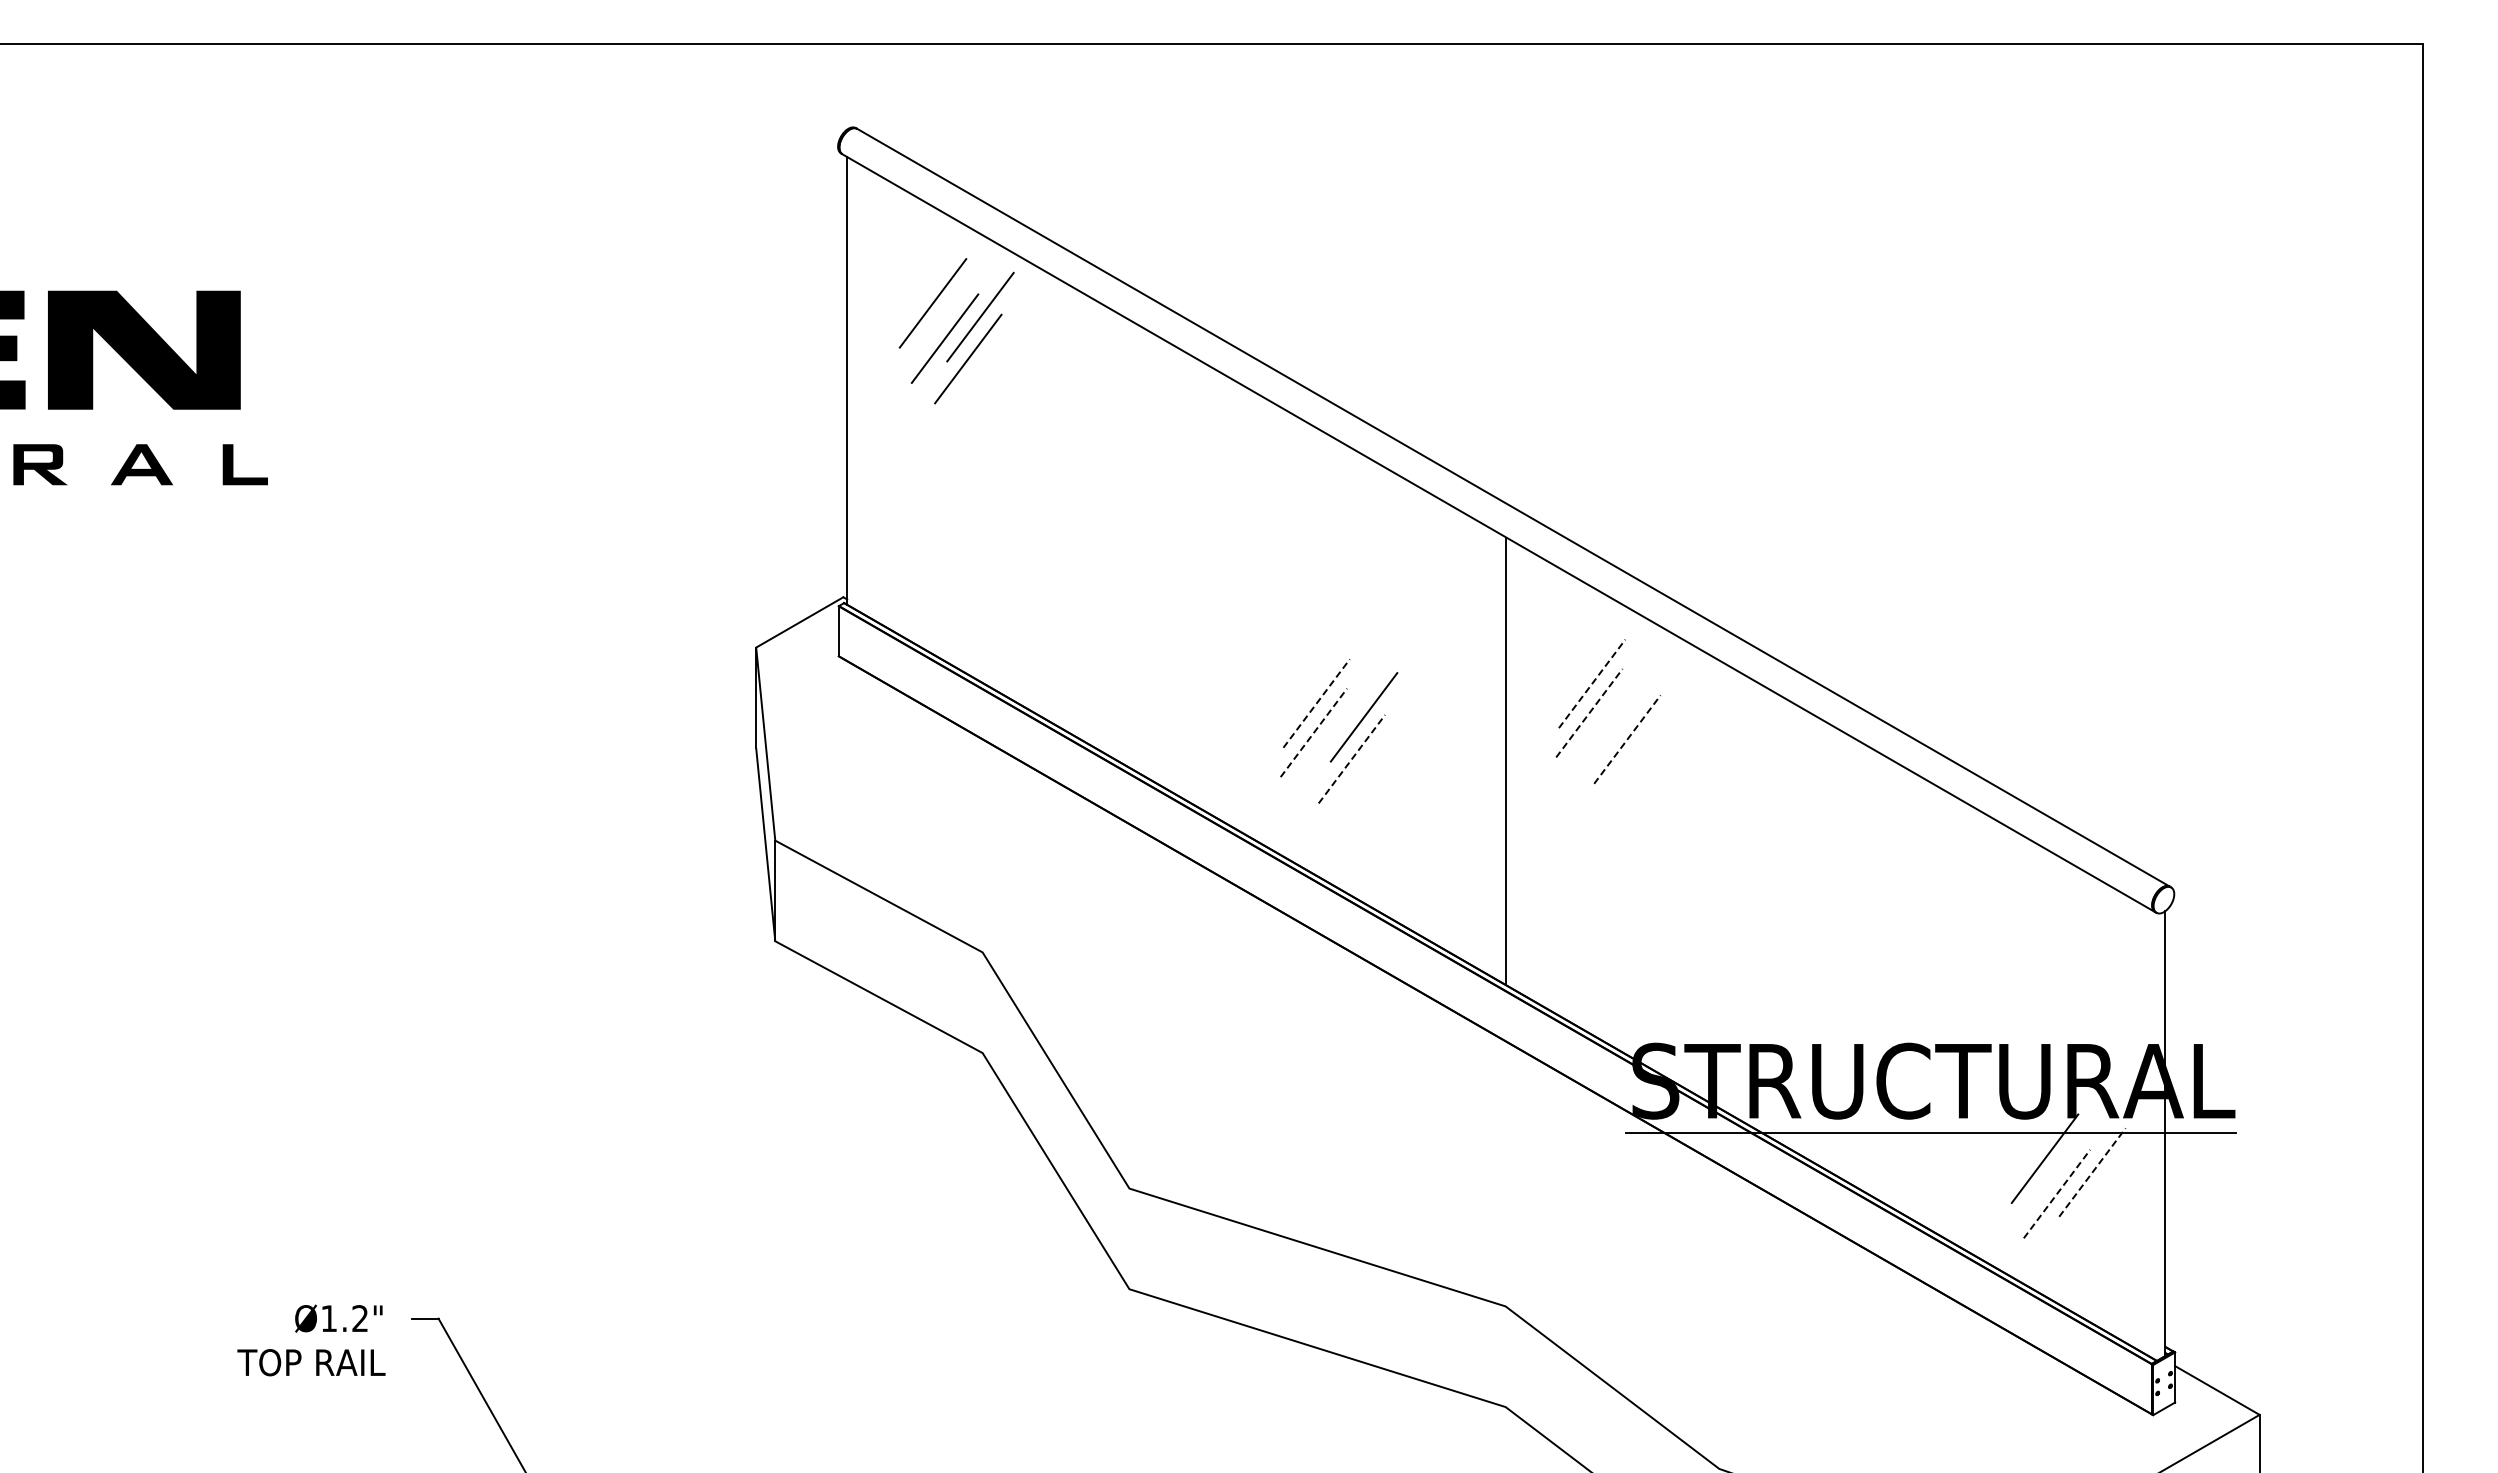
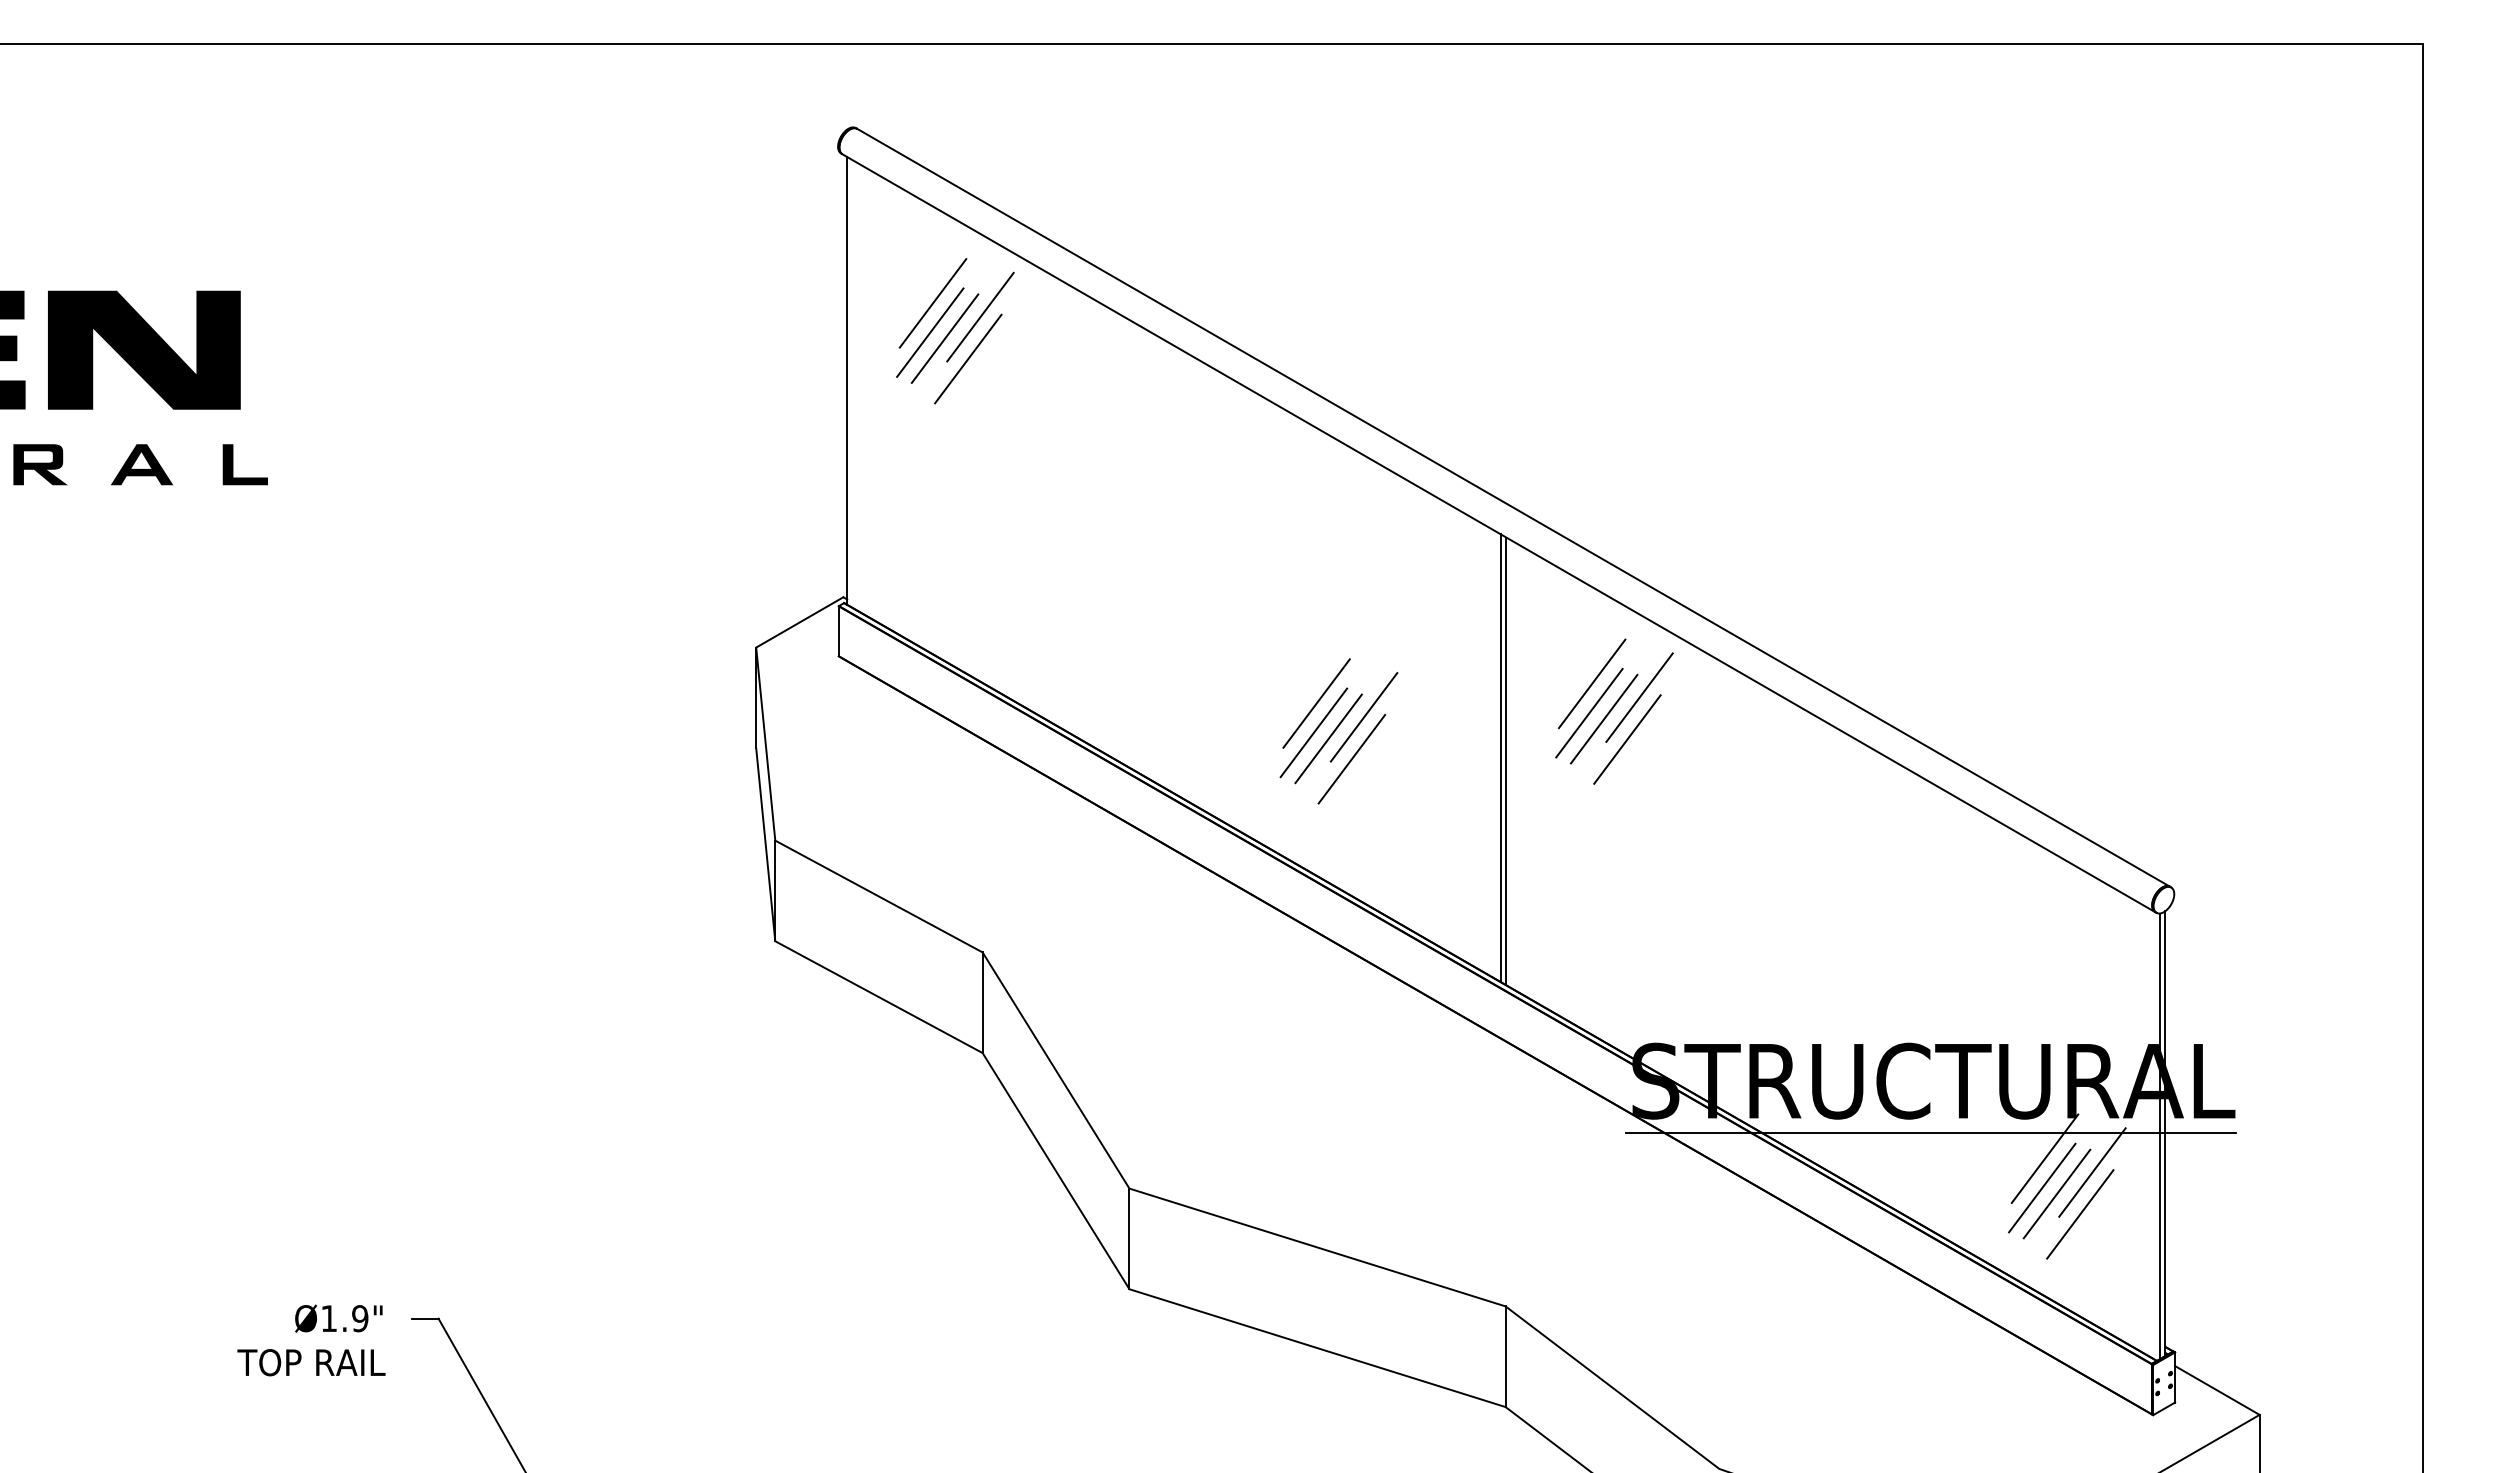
line: none -> present (930, 332)
line: dashed -> solid (1592, 683)
line: none -> present (1639, 697)
line: dashed -> solid (1316, 703)
line: dashed -> solid (1589, 712)
line: none -> present (1603, 718)
line: dashed -> solid (1314, 732)
line: none -> present (1328, 738)
line: dashed -> solid (1627, 739)
line: dashed -> solid (1352, 758)
line: none -> present (1500, 758)
line: none -> present (982, 1002)
line: none -> present (2159, 1136)
line: dashed -> solid (2092, 1172)
line: none -> present (2042, 1187)
line: dashed -> solid (2057, 1193)
line: none -> present (2080, 1214)
line: none -> present (1129, 1238)
text: Ø1.2" -> Ø1.9" (360, 1318)
line: none -> present (1505, 1356)
